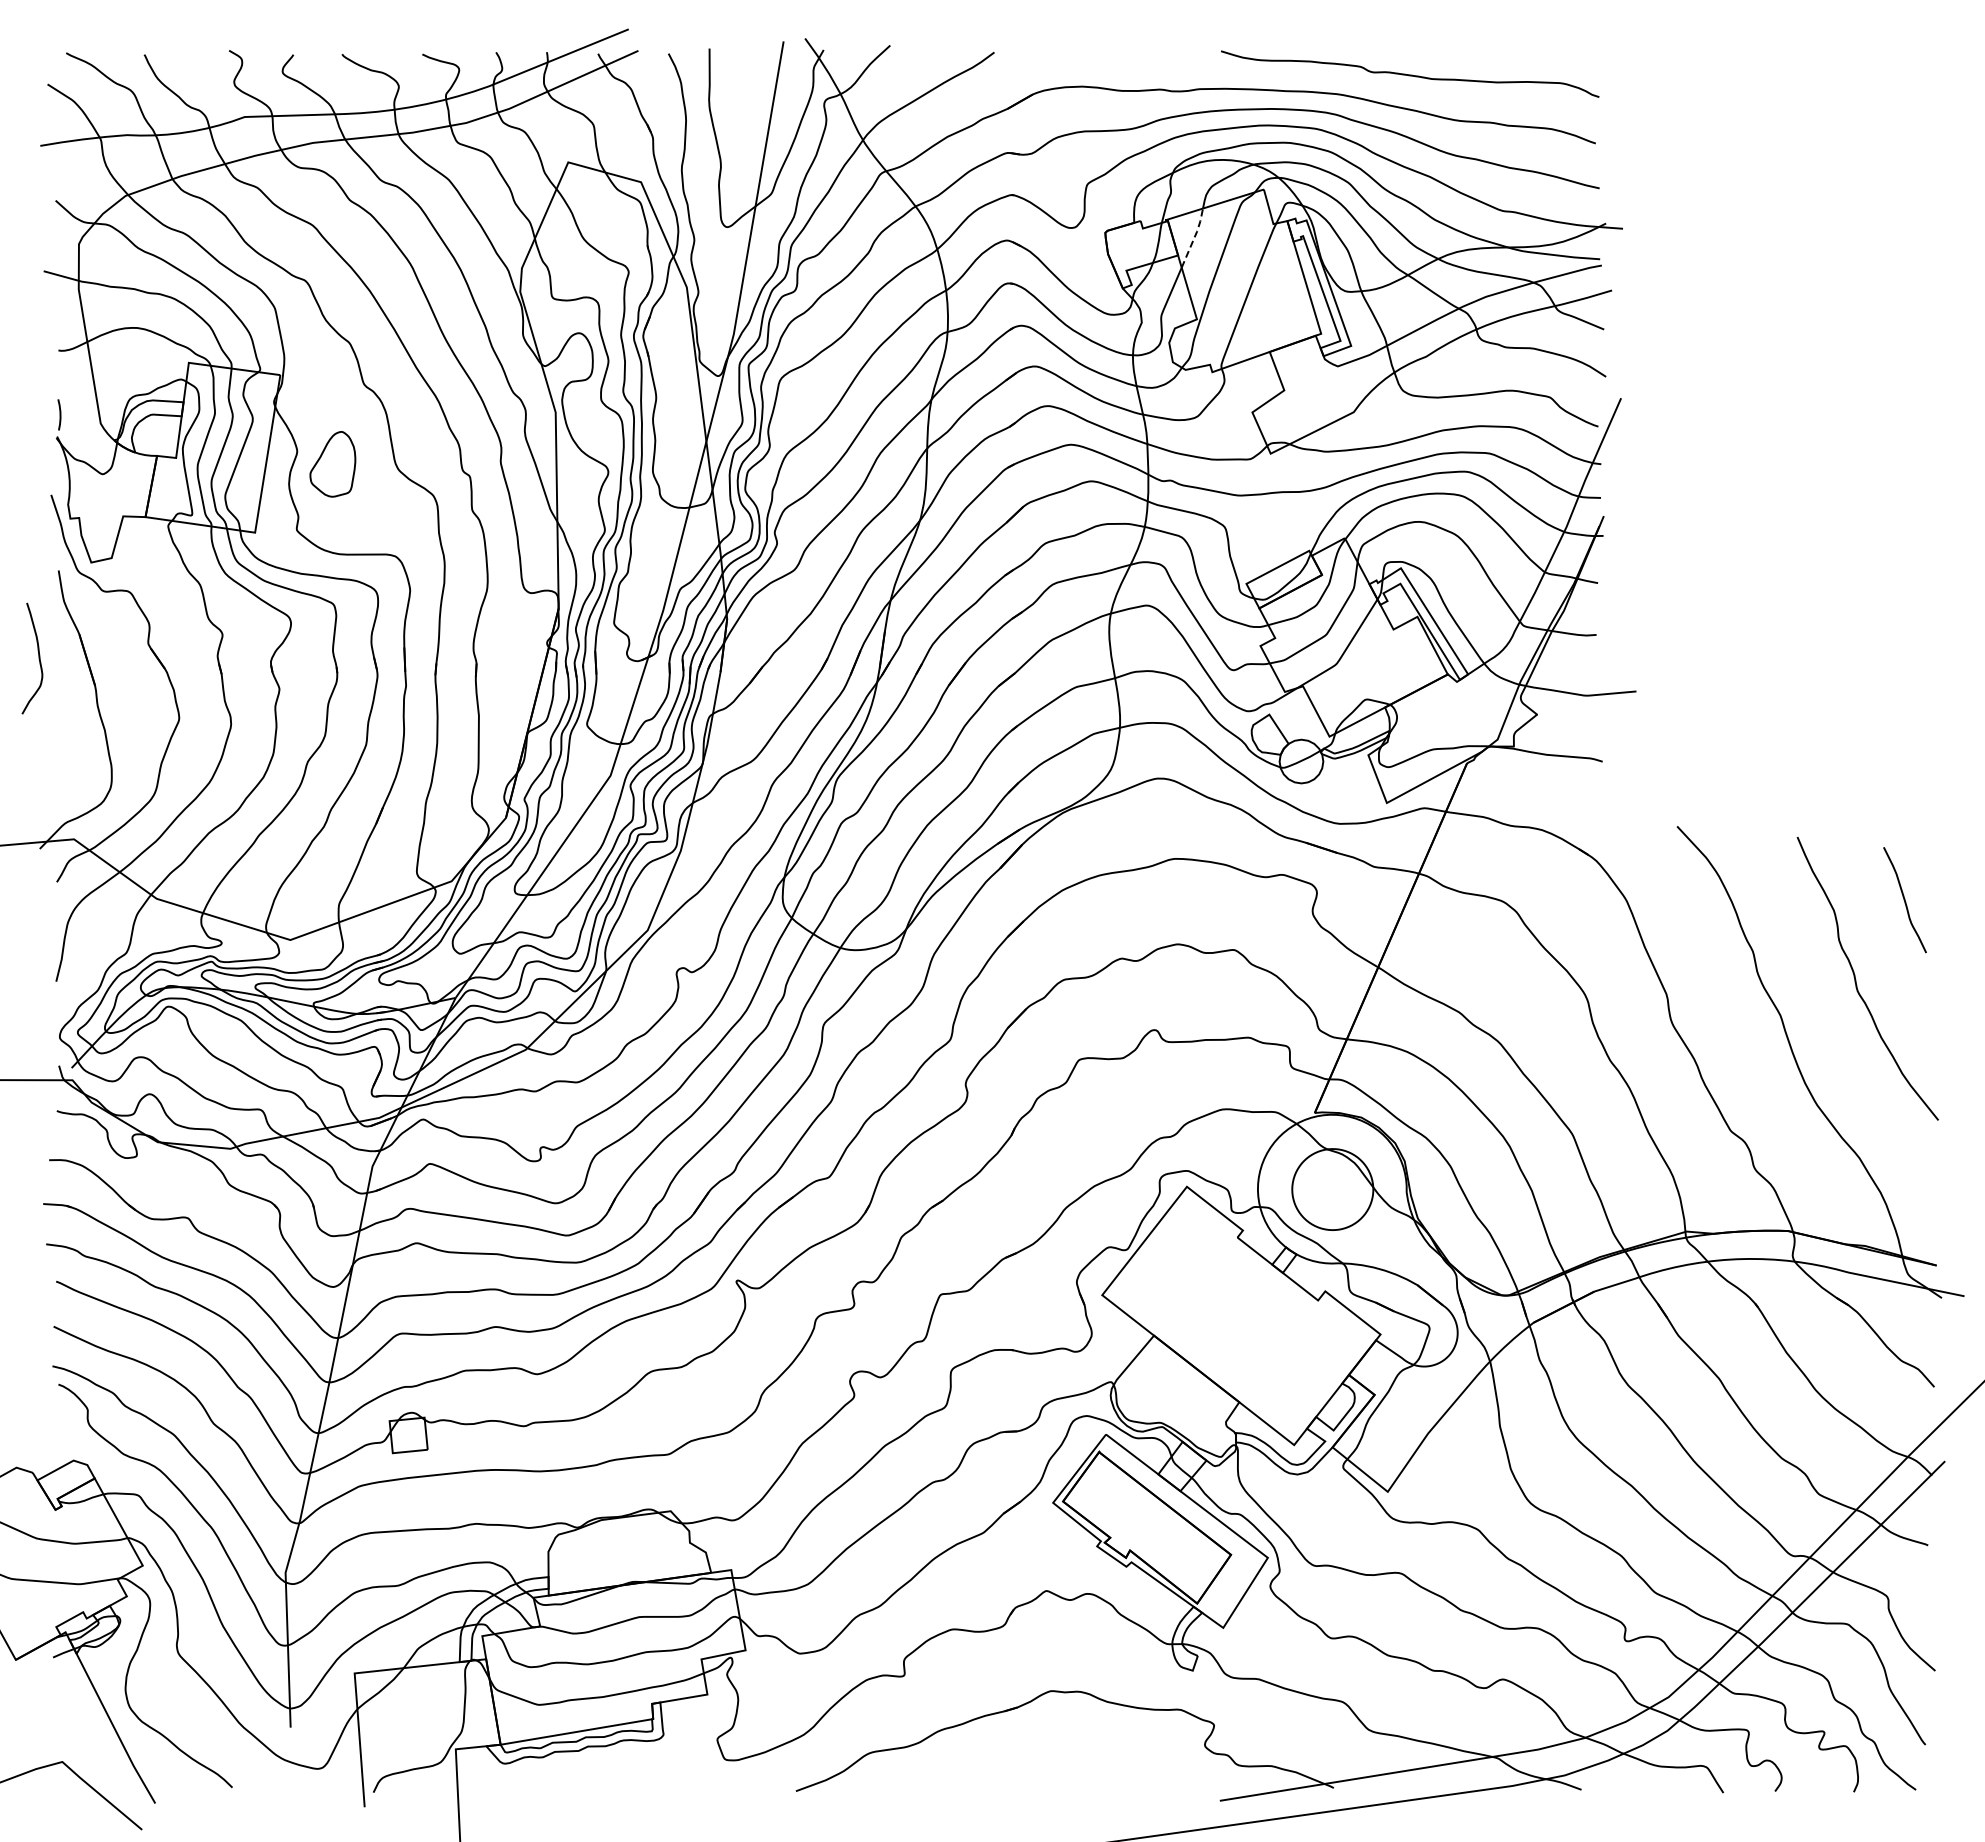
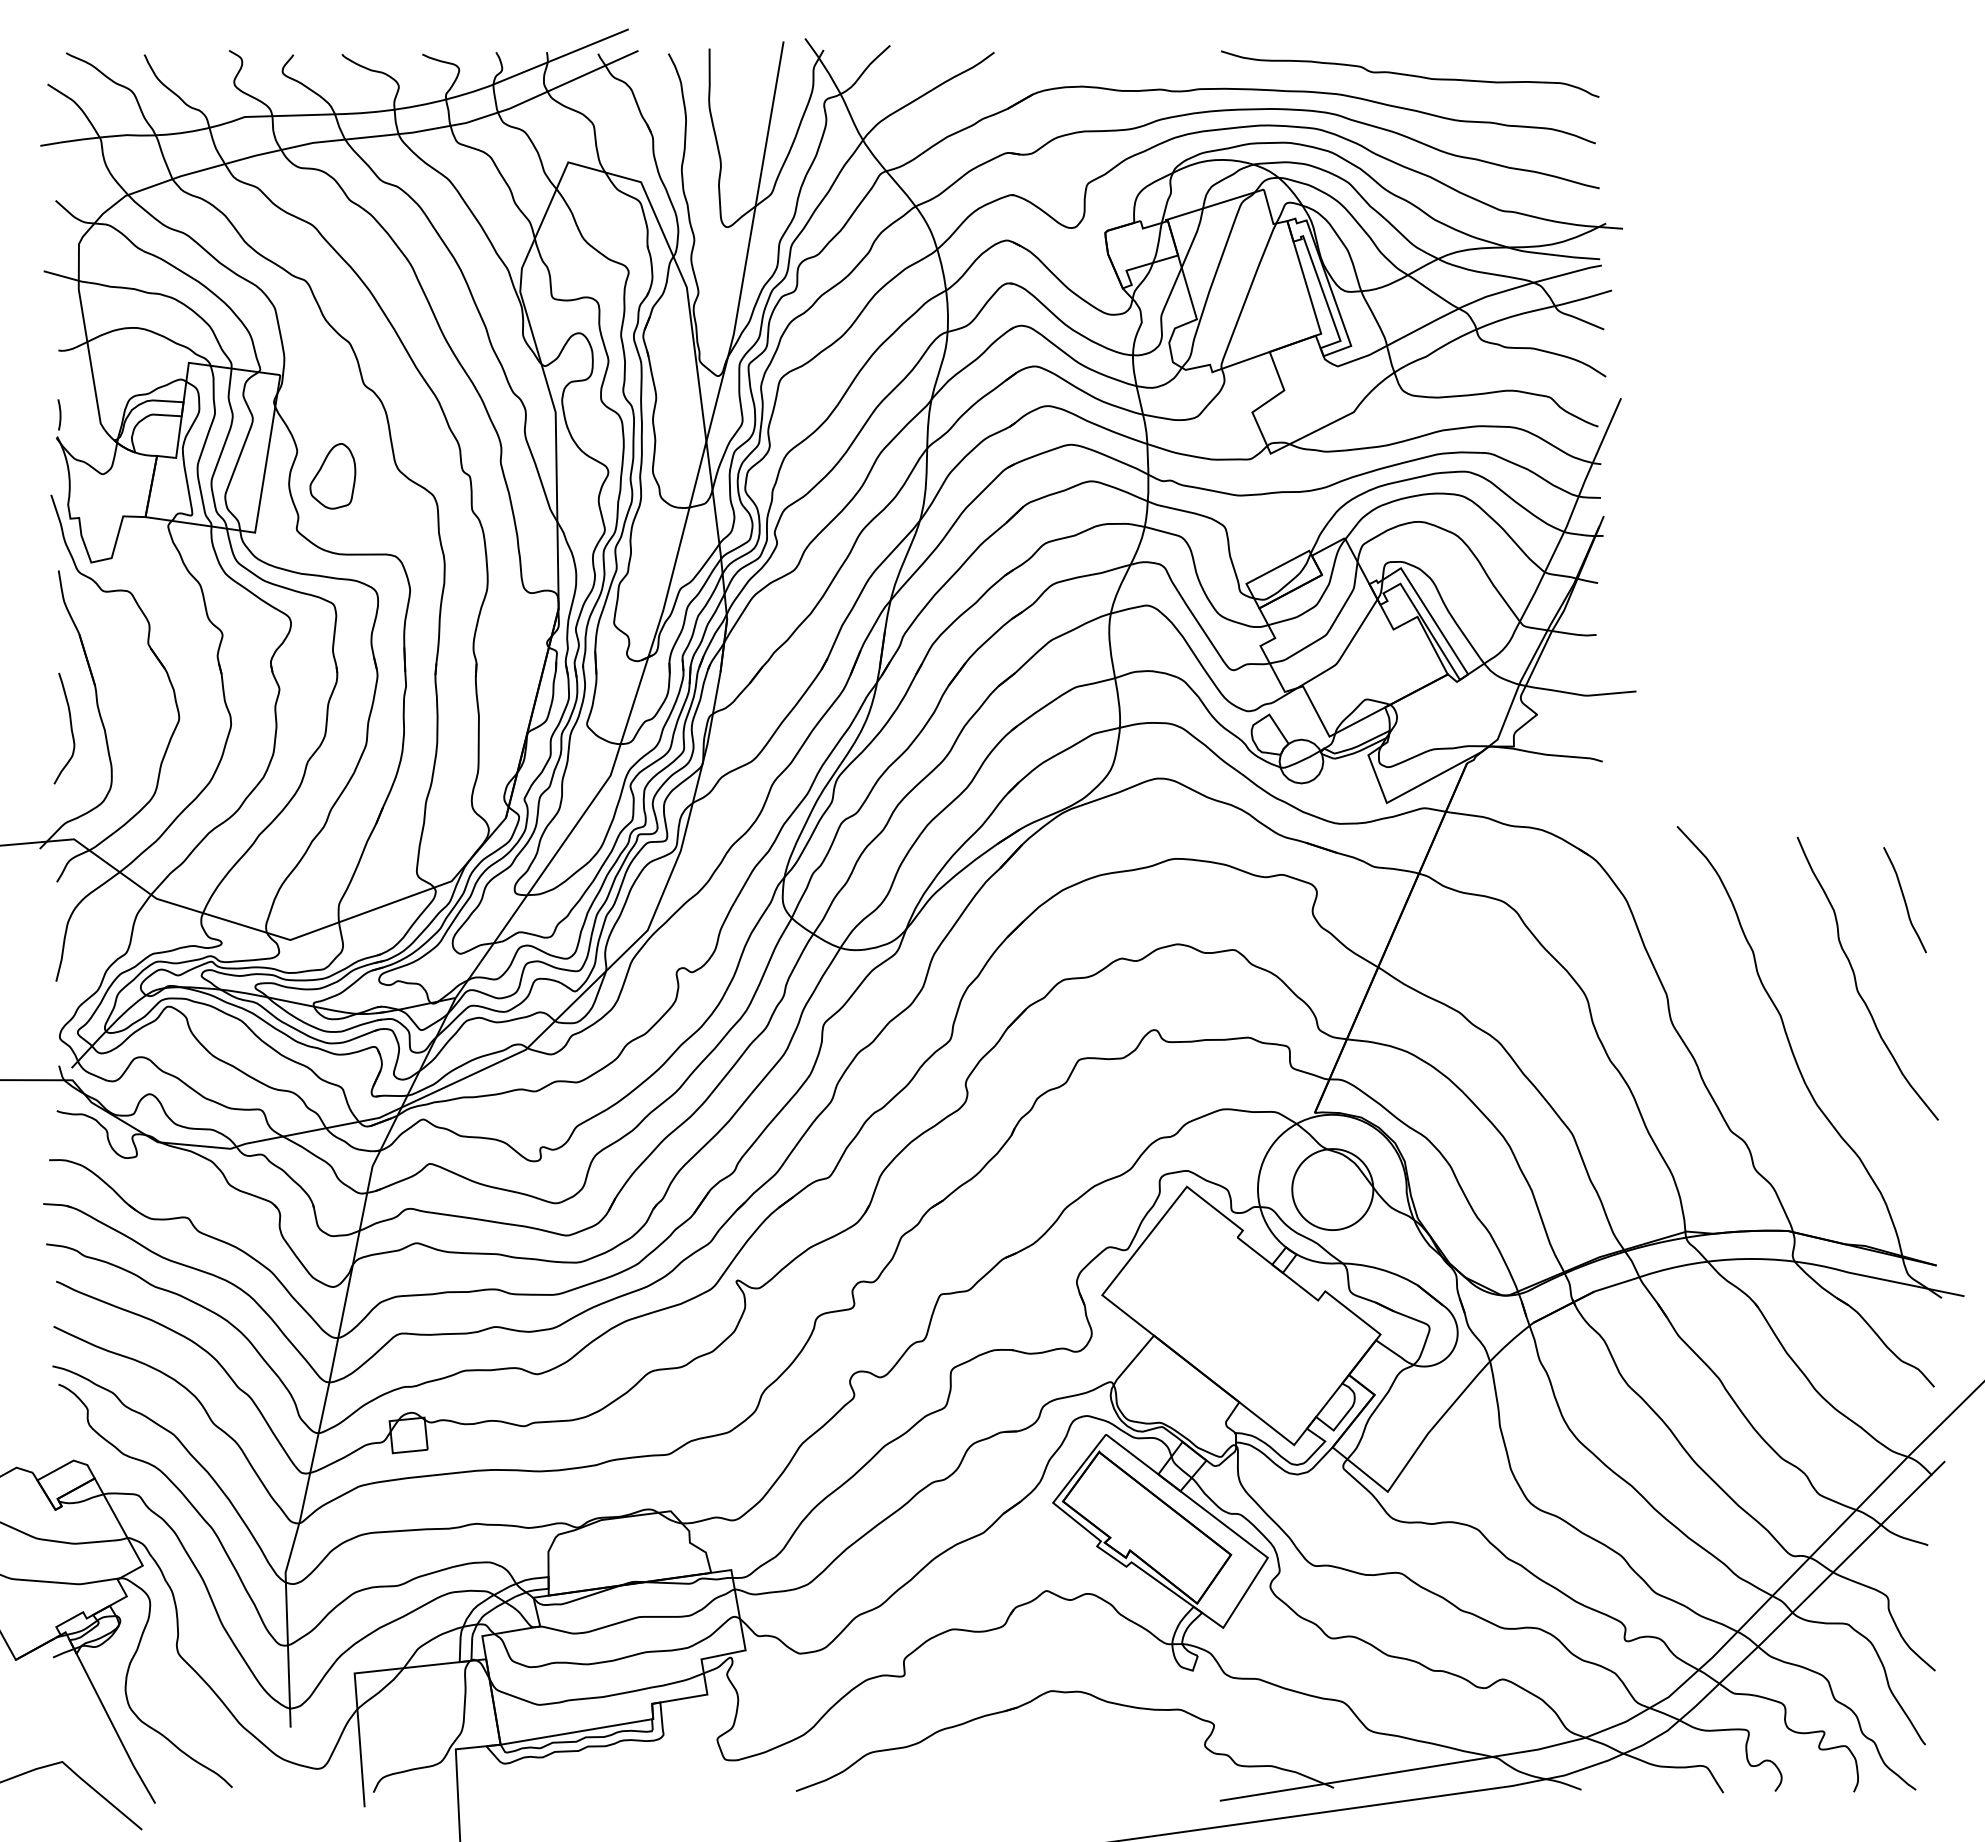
line: dashed -> solid (1194, 236)
part position: (332, 464) -> (332, 476) (332, 476)
curve position: (38, 658) -> (70, 728) (70, 728)
